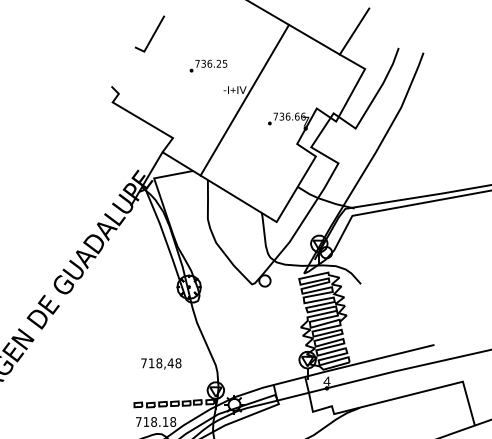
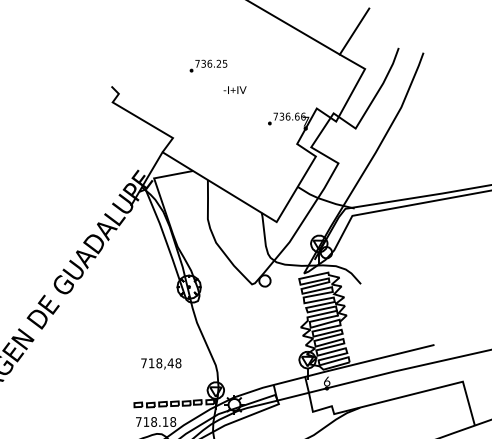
line: present -> none (152, 34)
line: present -> none (244, 99)
text: 4 -> 6 (326, 381)
